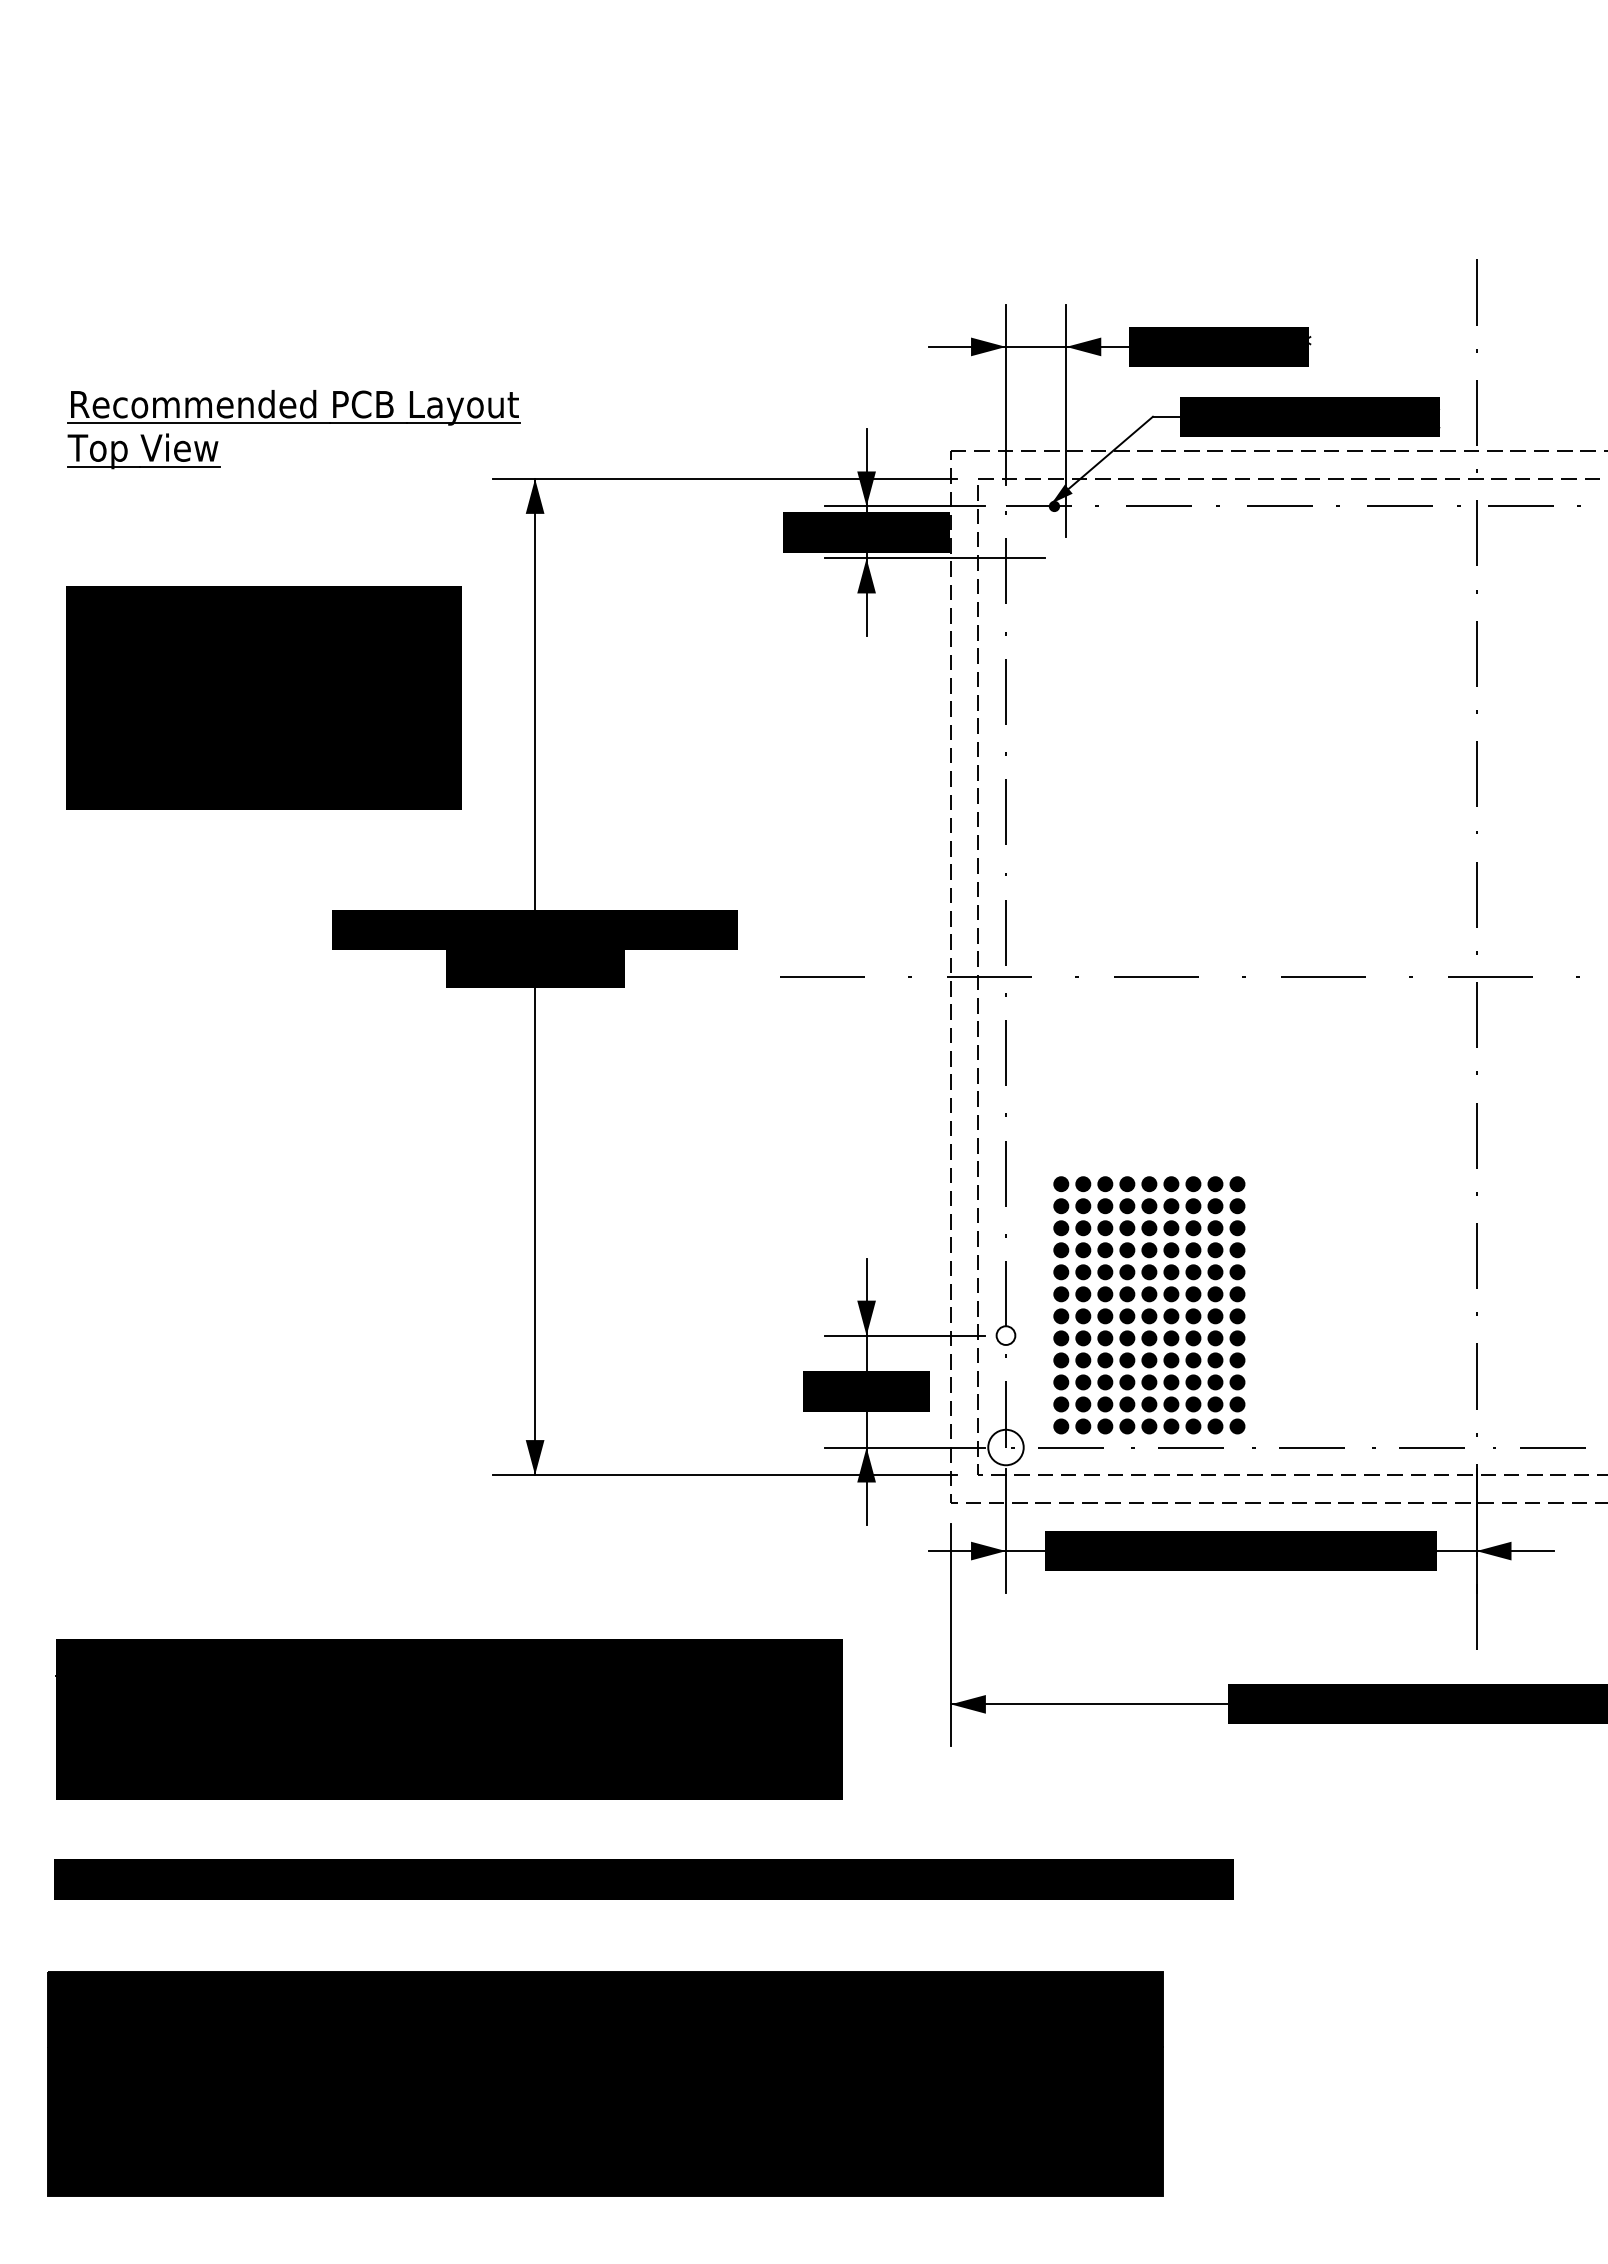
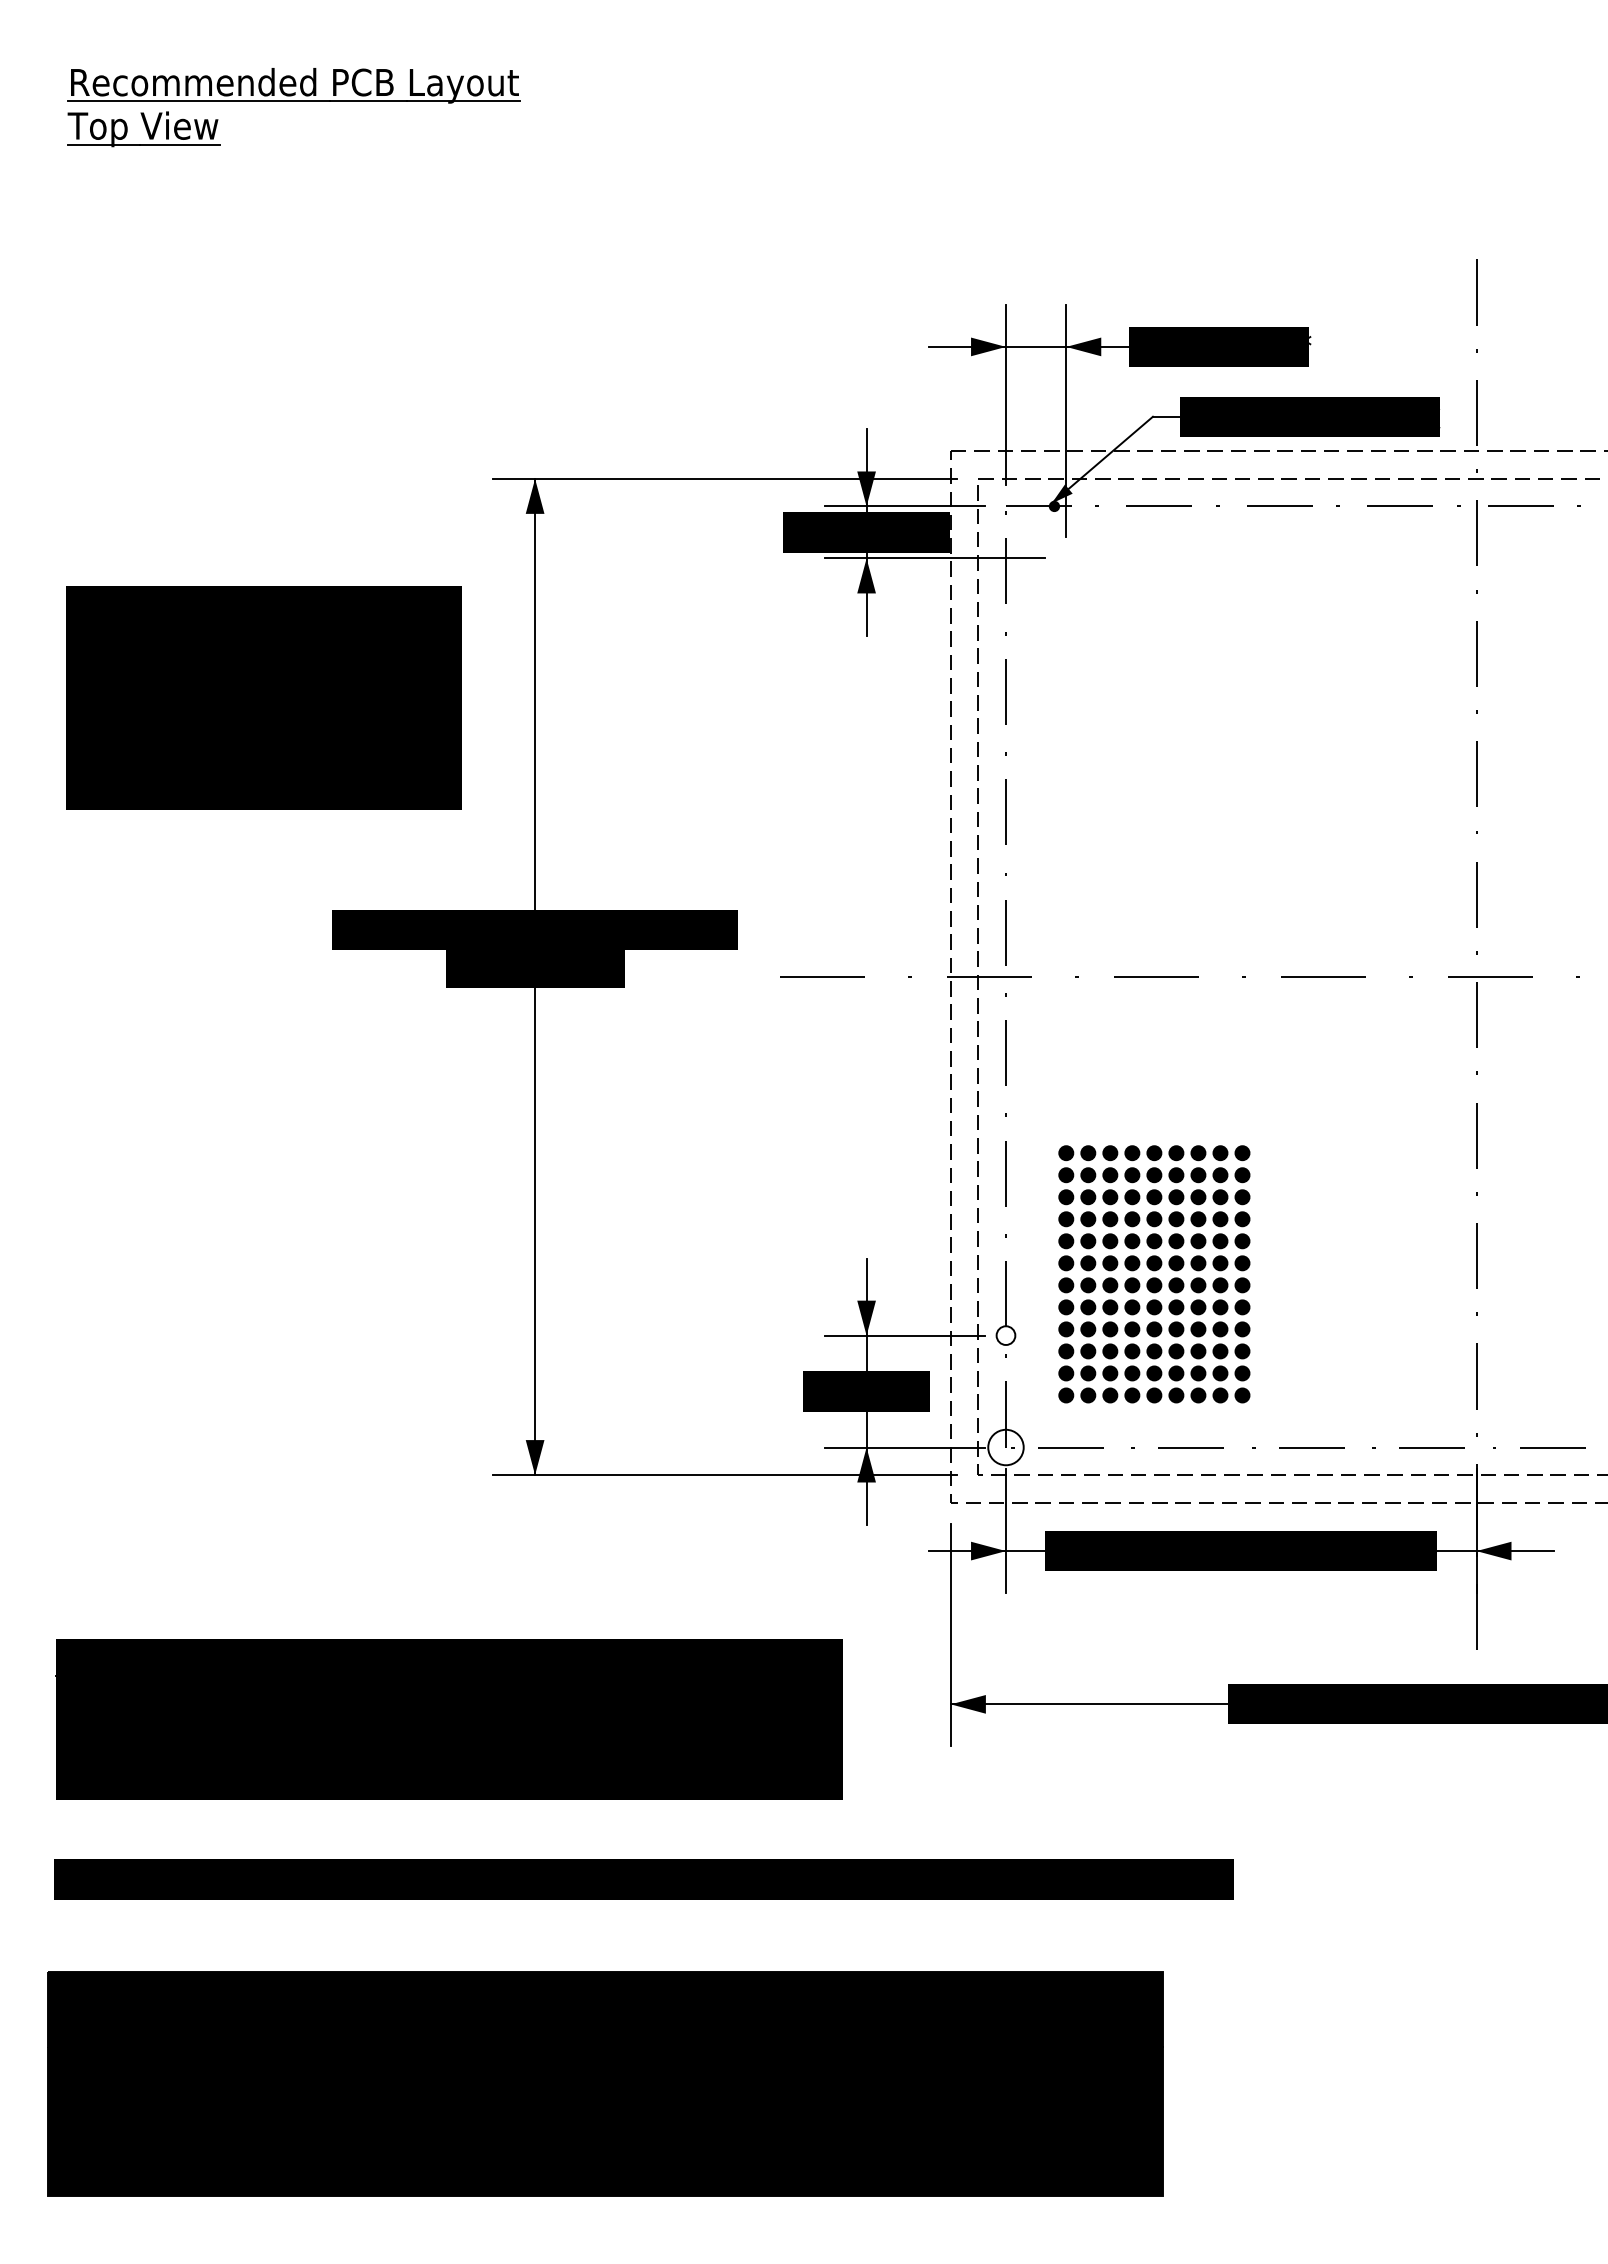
part position: (293, 429) -> (293, 107) (293, 107)
part position: (1149, 1305) -> (1154, 1274) (1154, 1274)
